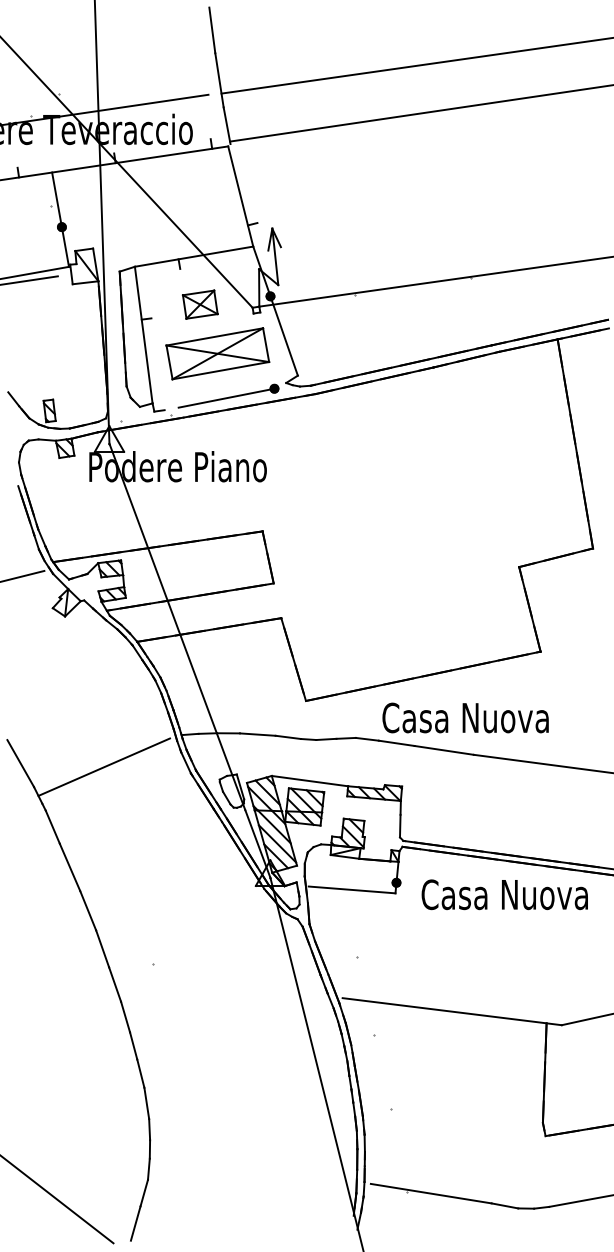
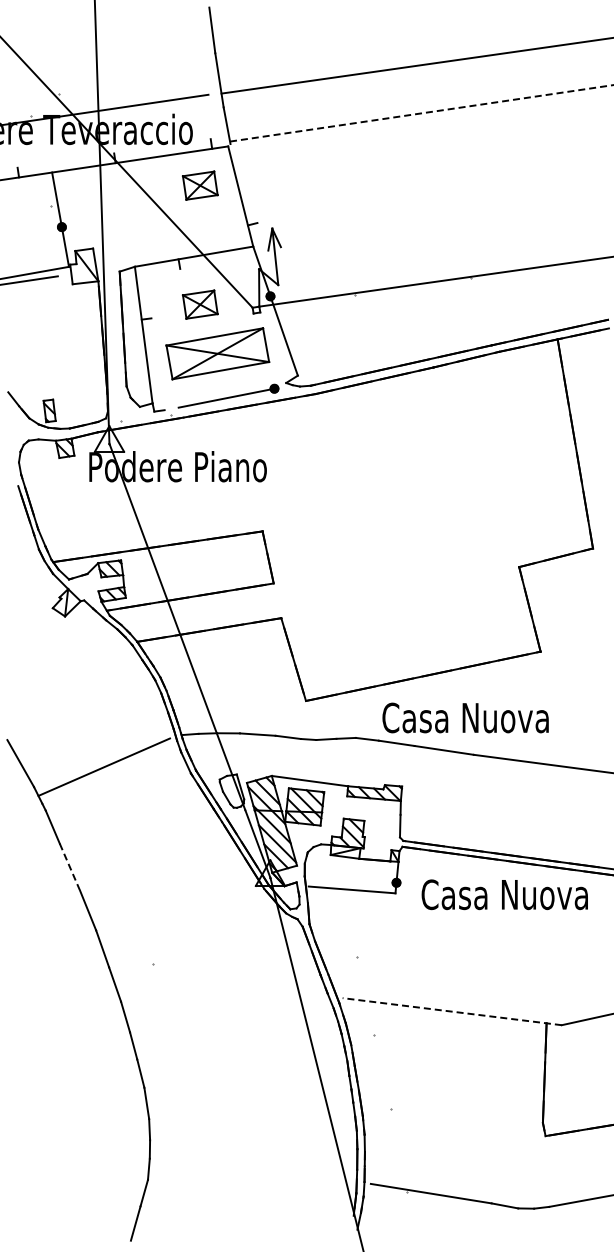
line: solid -> dashed (421, 113)
part: none -> present (199, 185)
line: present -> none (23, 575)
line: solid -> dashed (70, 867)
line: solid -> dashed (451, 1011)
line: present -> none (57, 1199)
